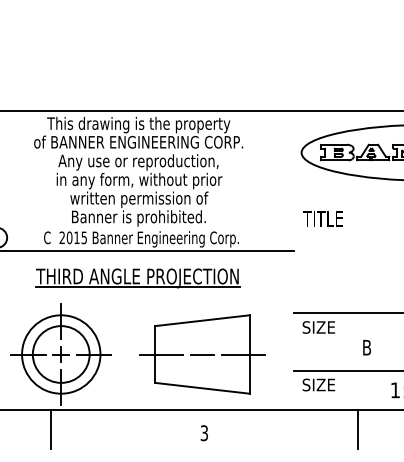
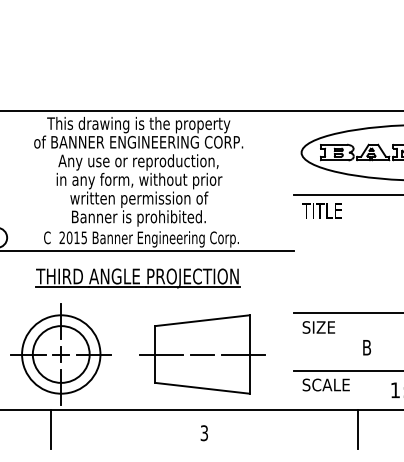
line: none -> present (346, 195)
text position: (322, 218) -> (321, 210) (321, 210)
text: SIZE -> SCALE (330, 384)
